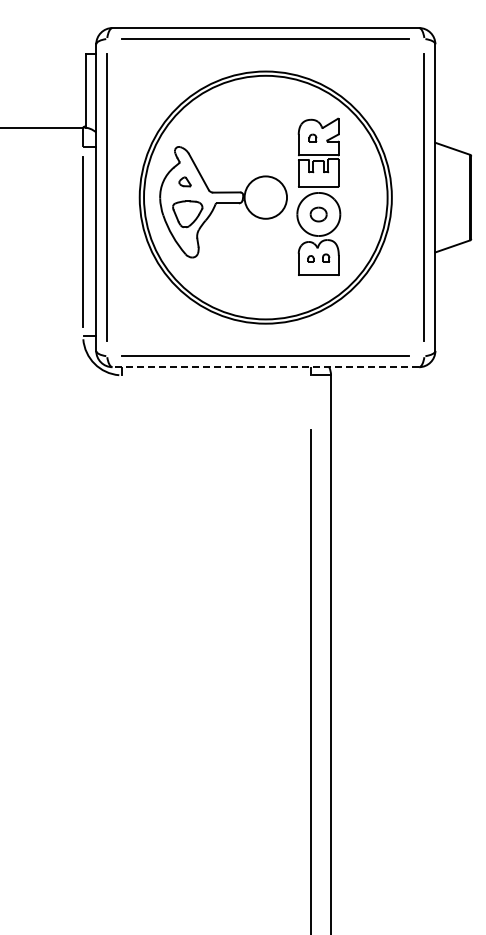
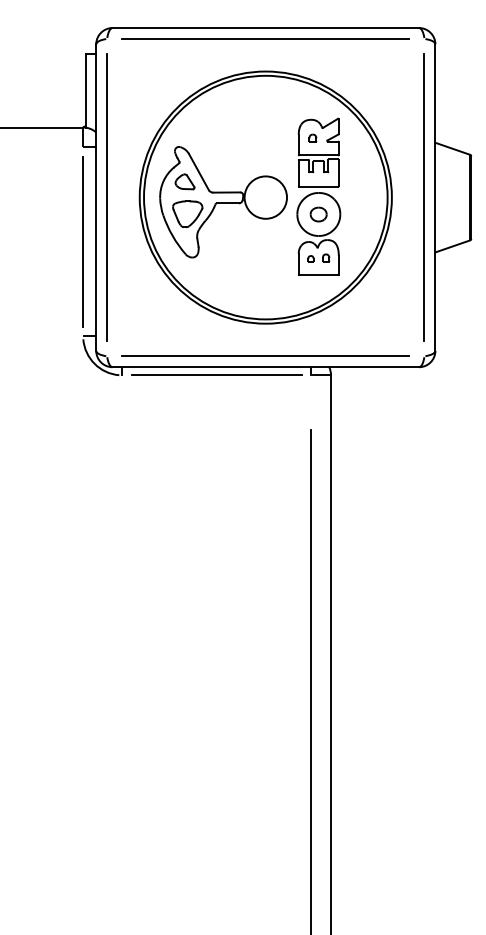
part size: 14x12 px -> 22x18 px (184, 181)
line: dashed -> solid (265, 367)
line: none -> present (216, 375)
